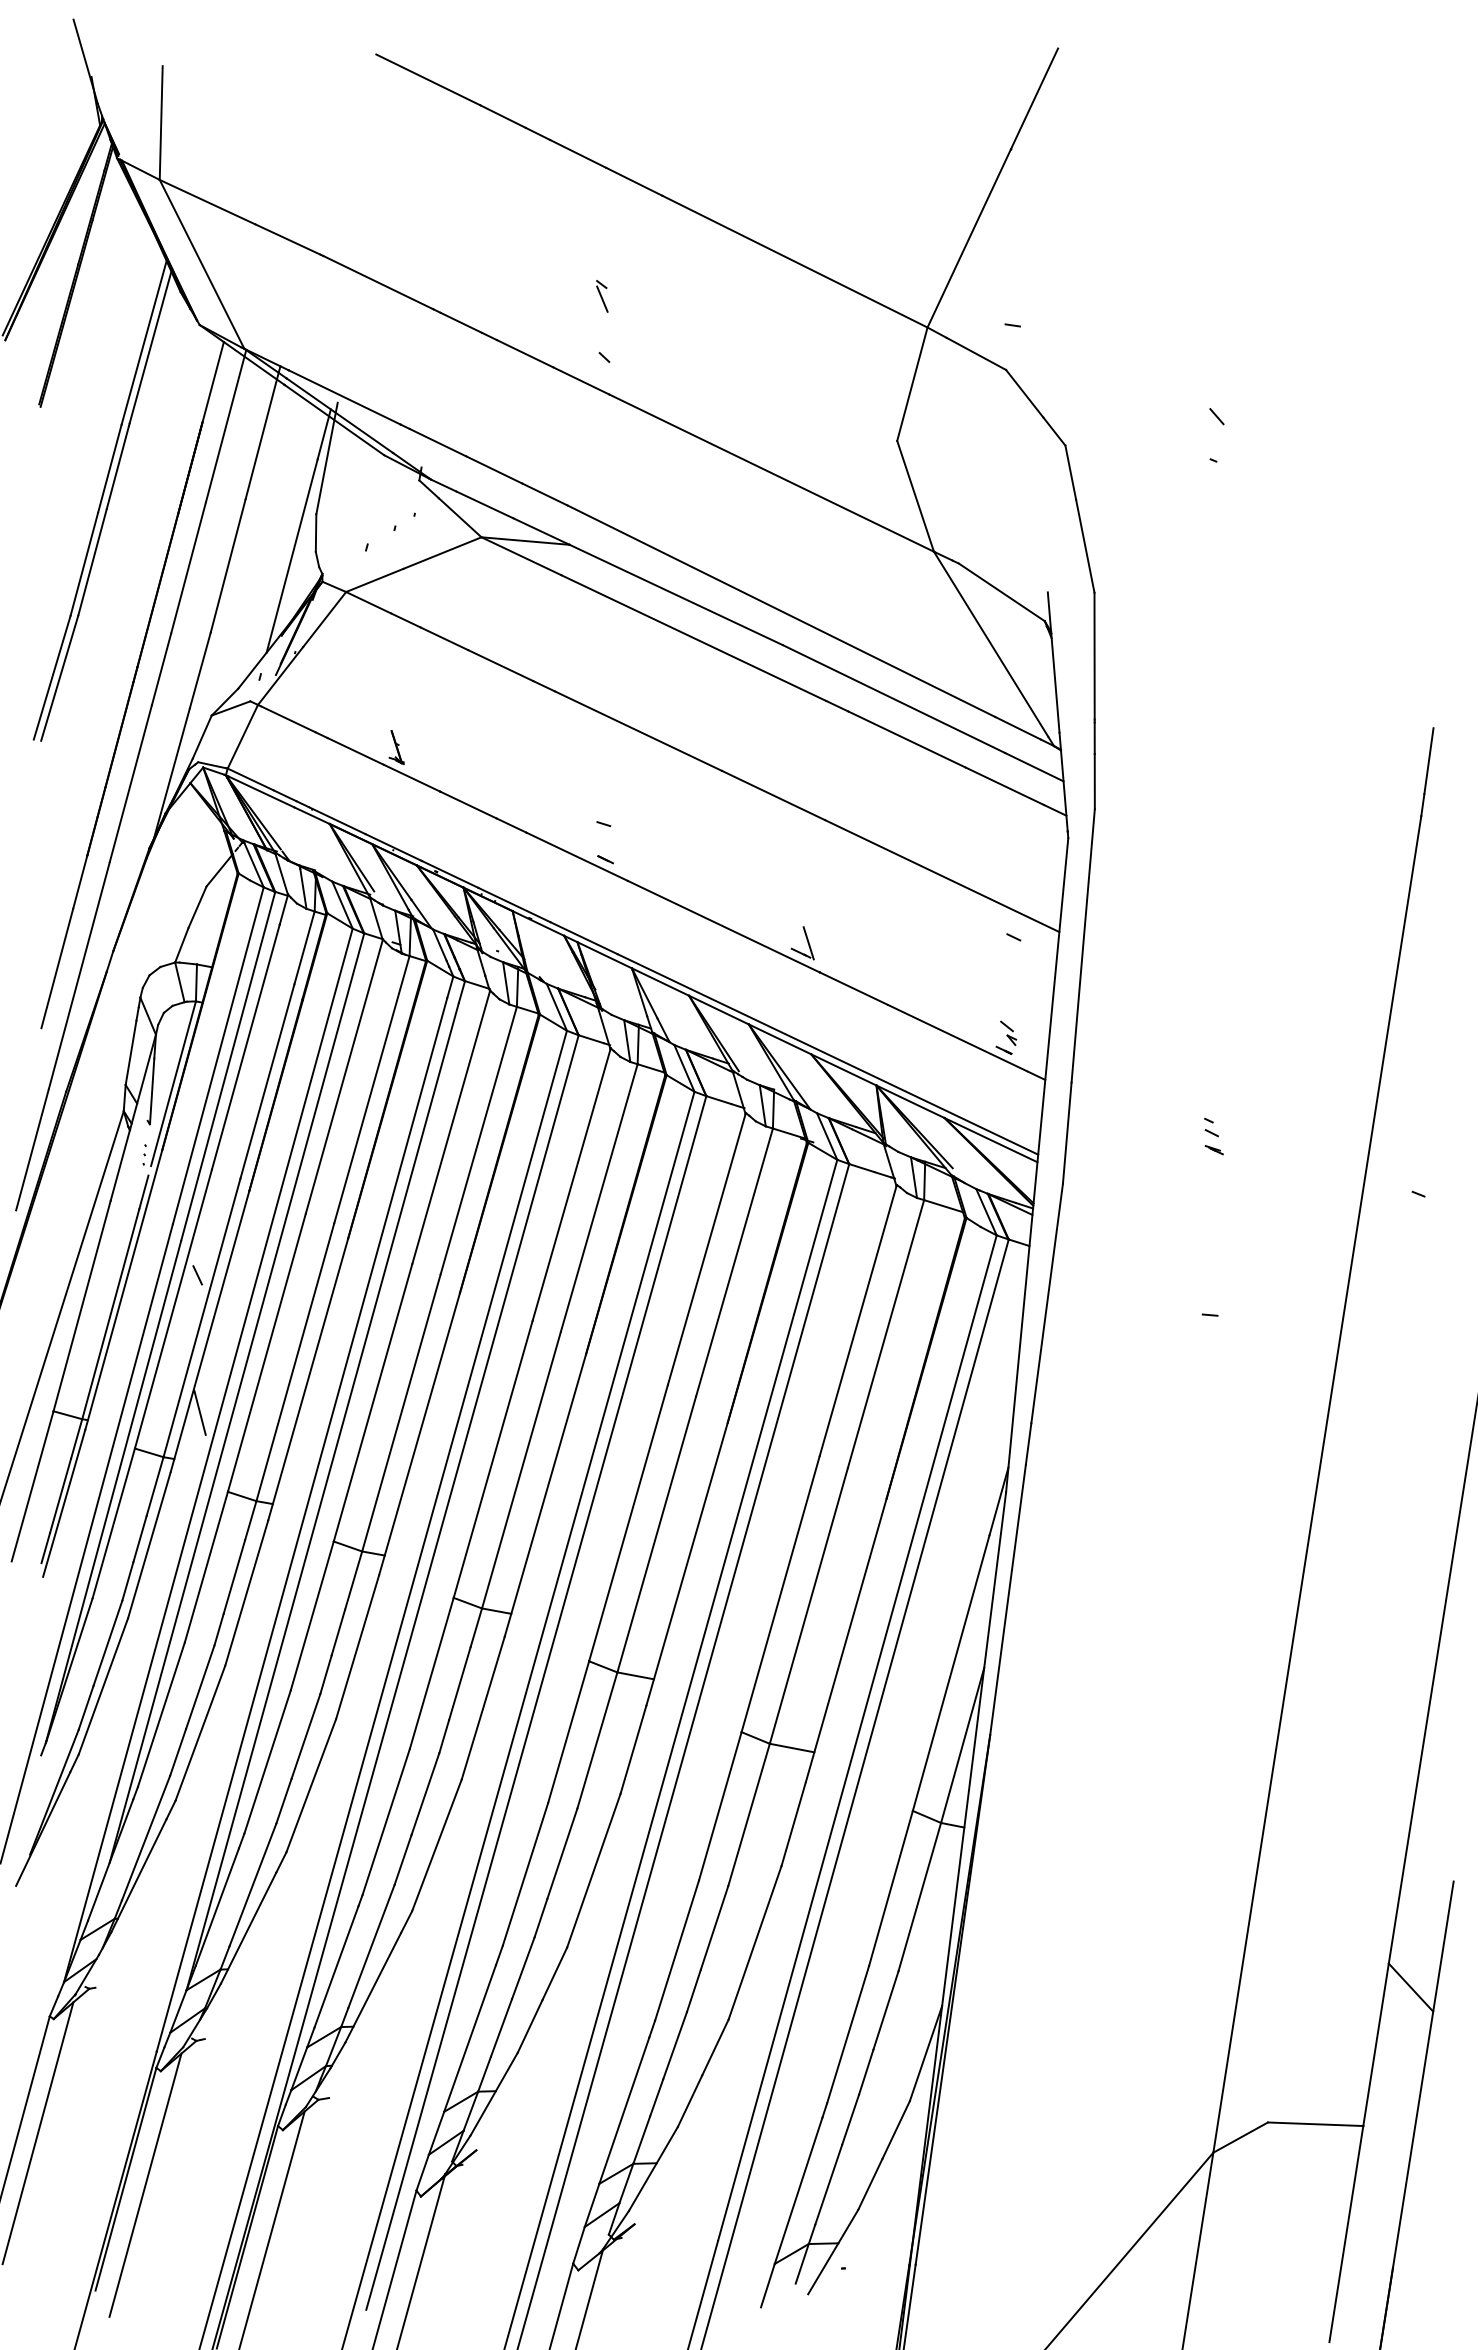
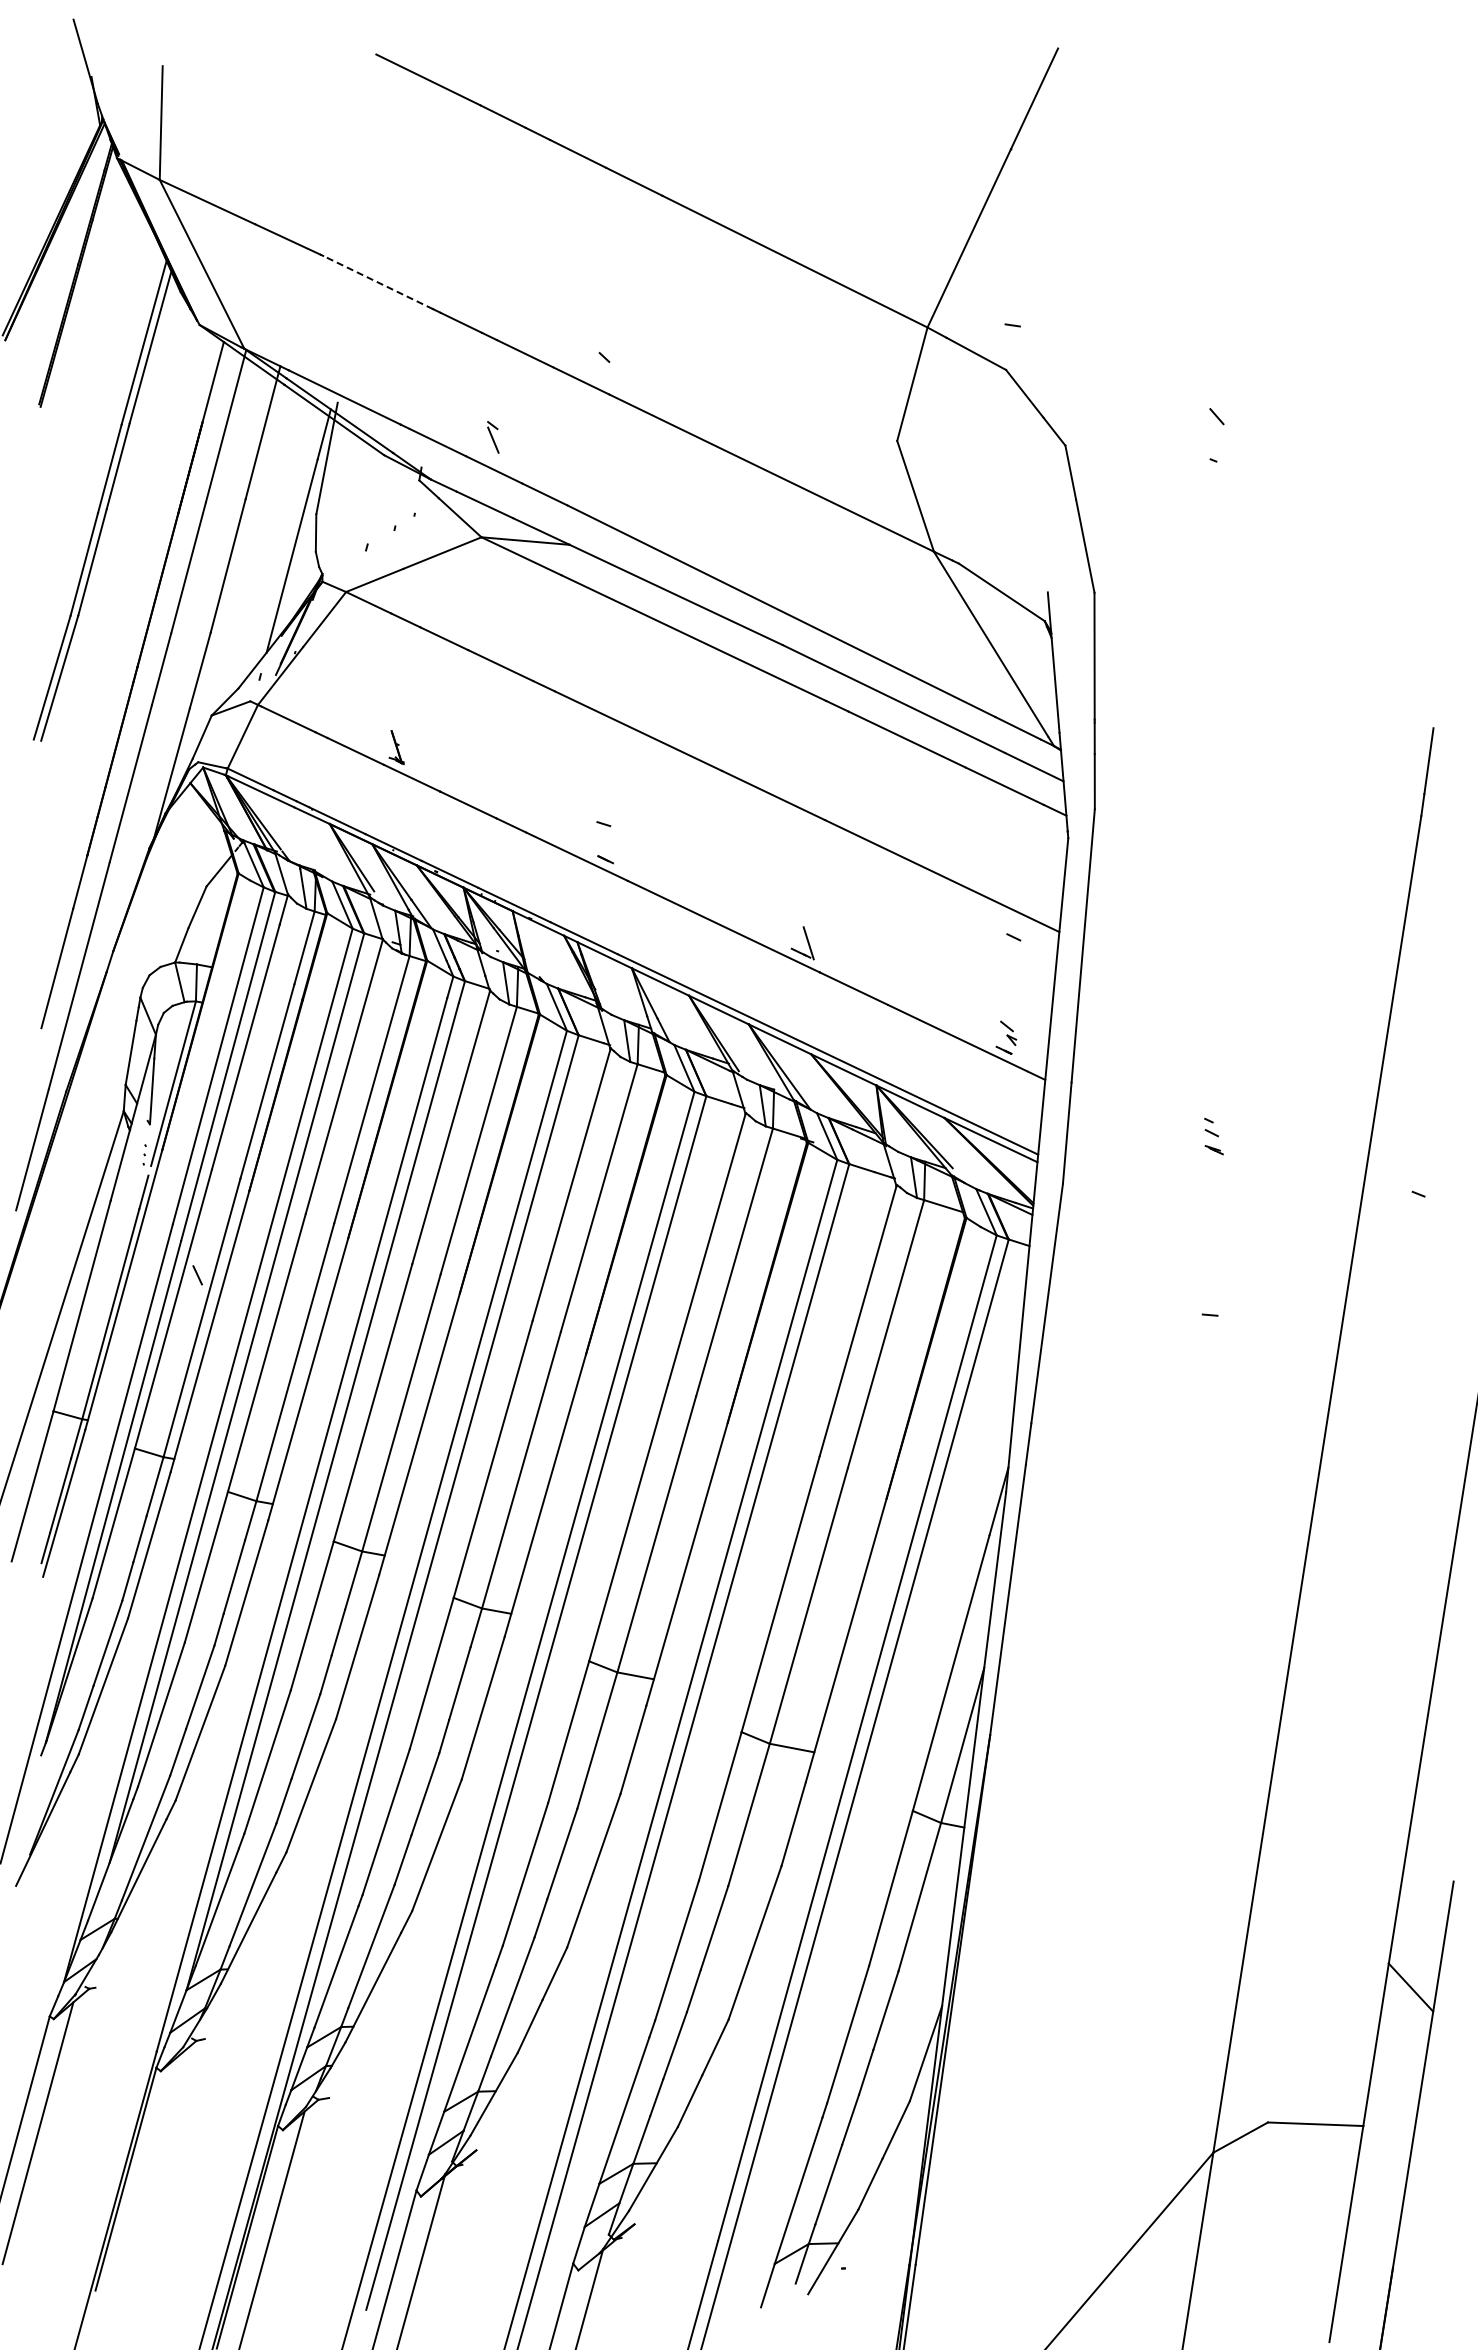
line: solid -> dashed (377, 282)
part position: (602, 296) -> (493, 437) (493, 437)
line: present -> none (199, 1412)
line: present -> none (145, 2184)
